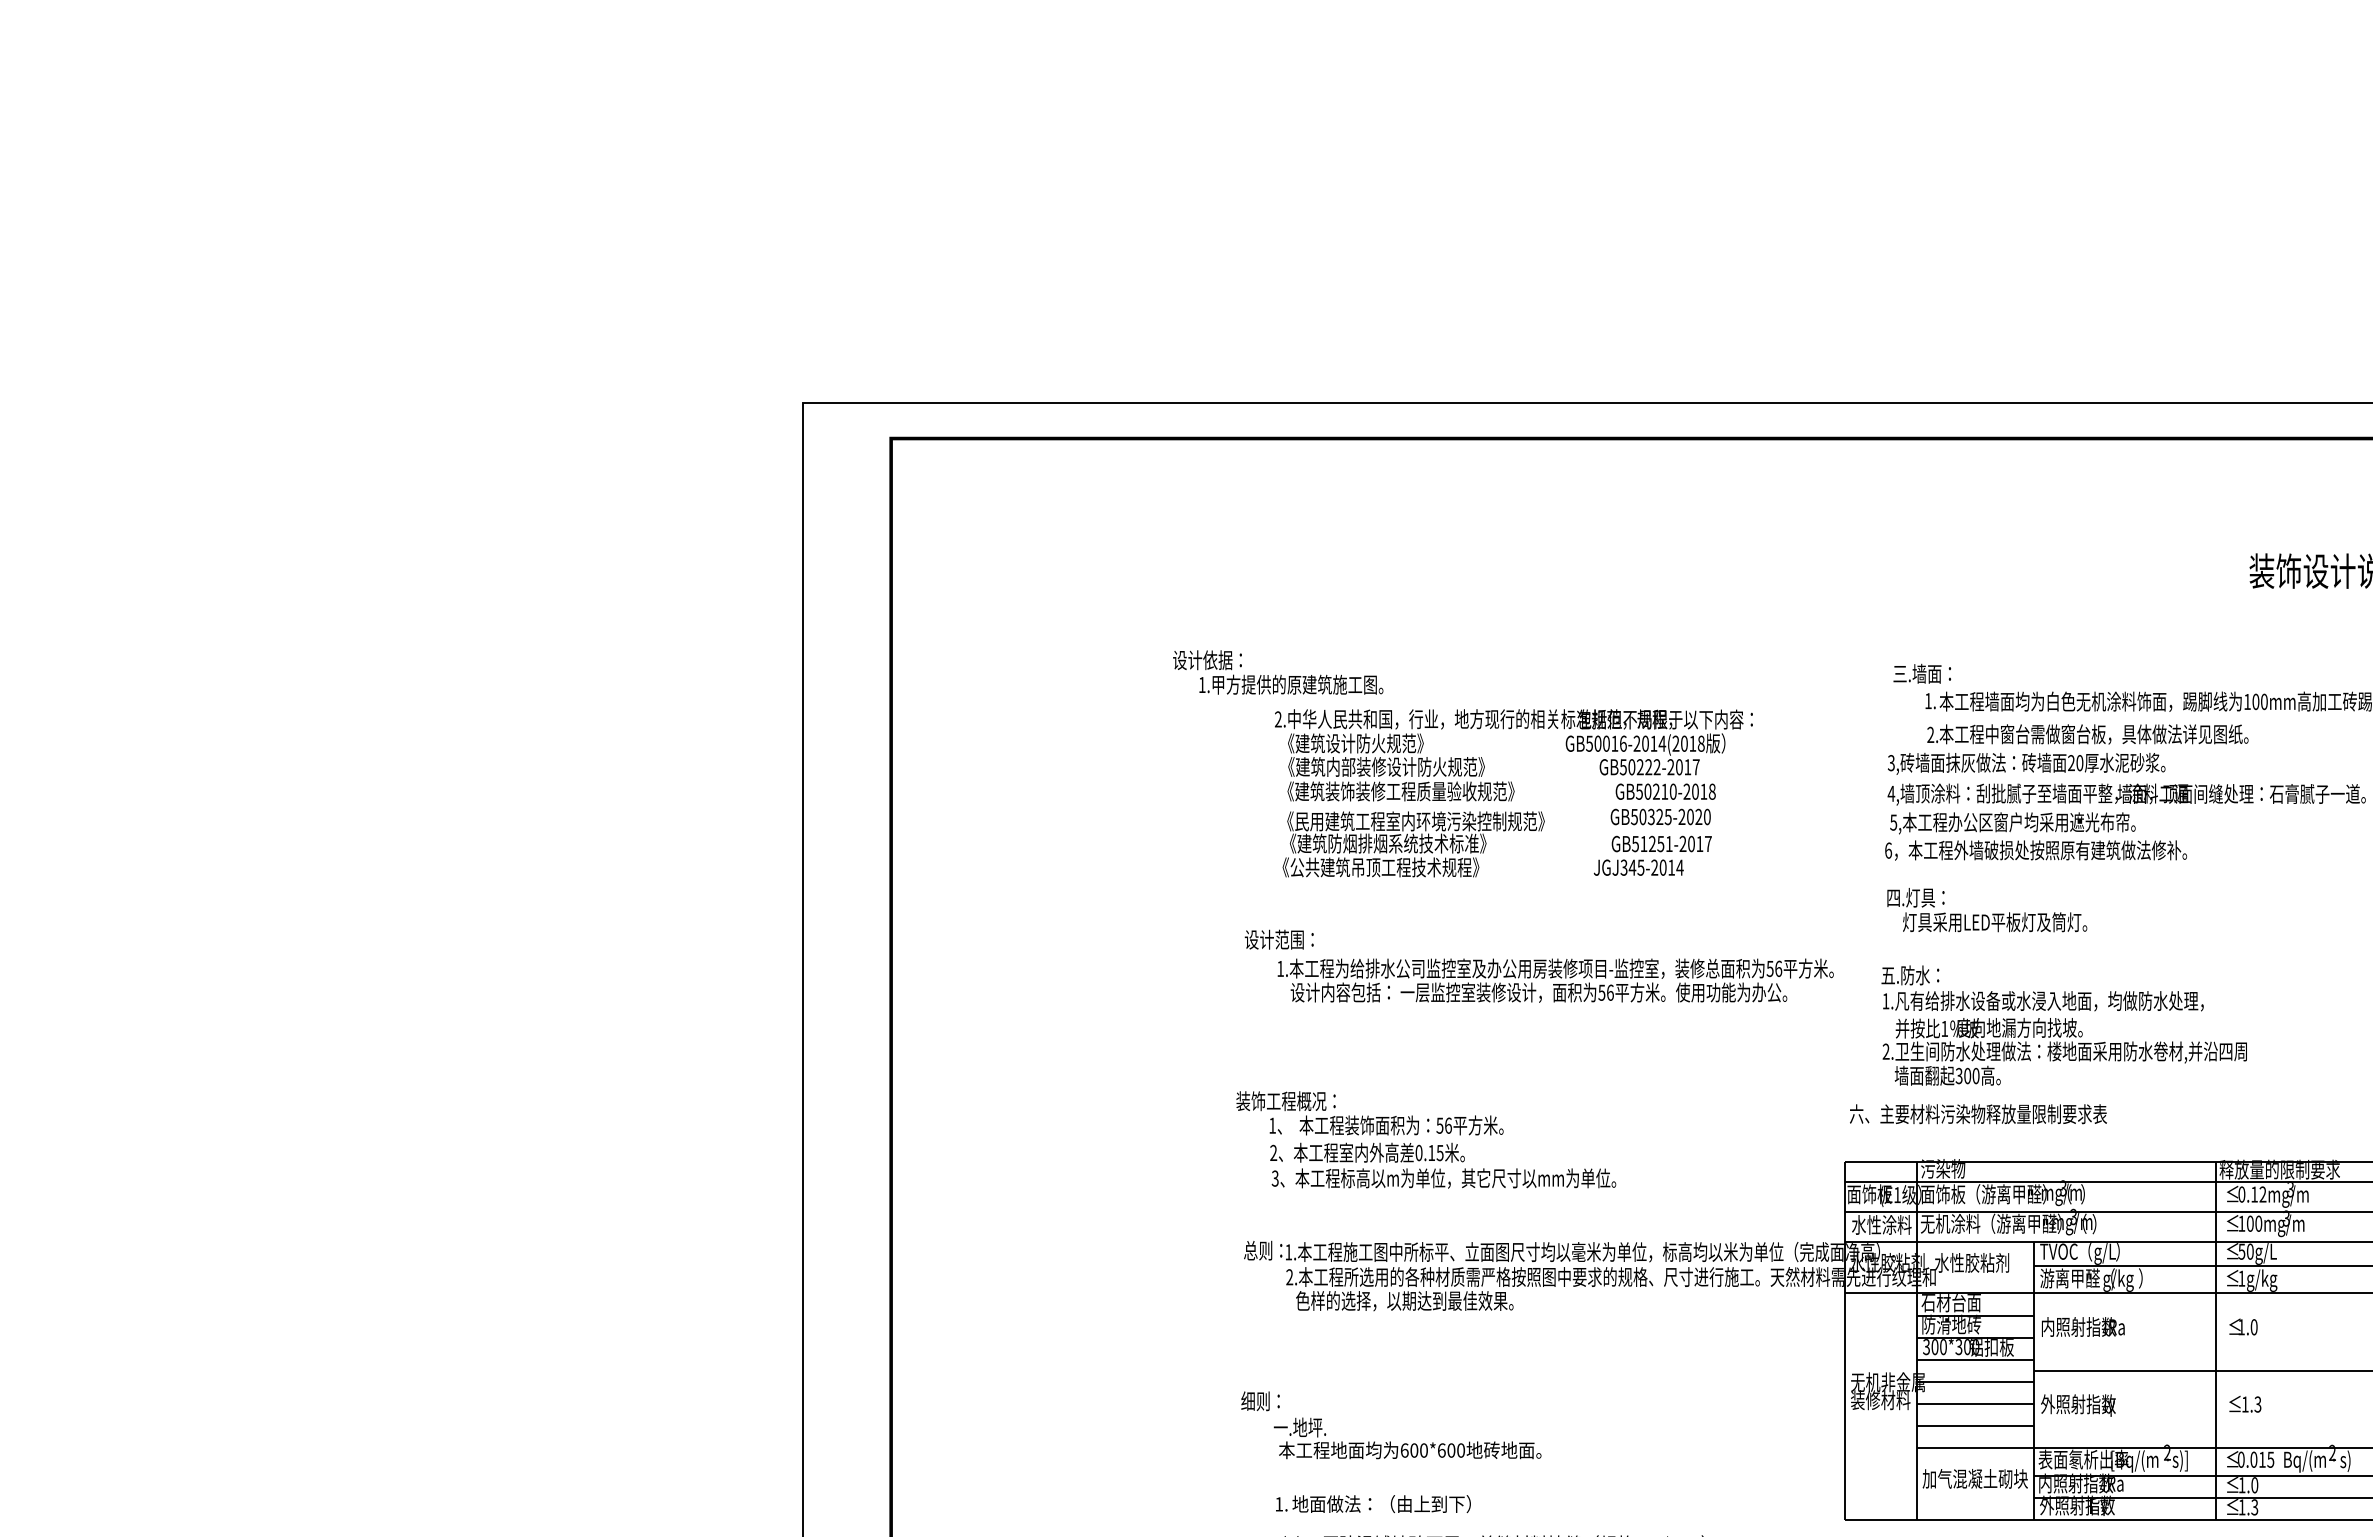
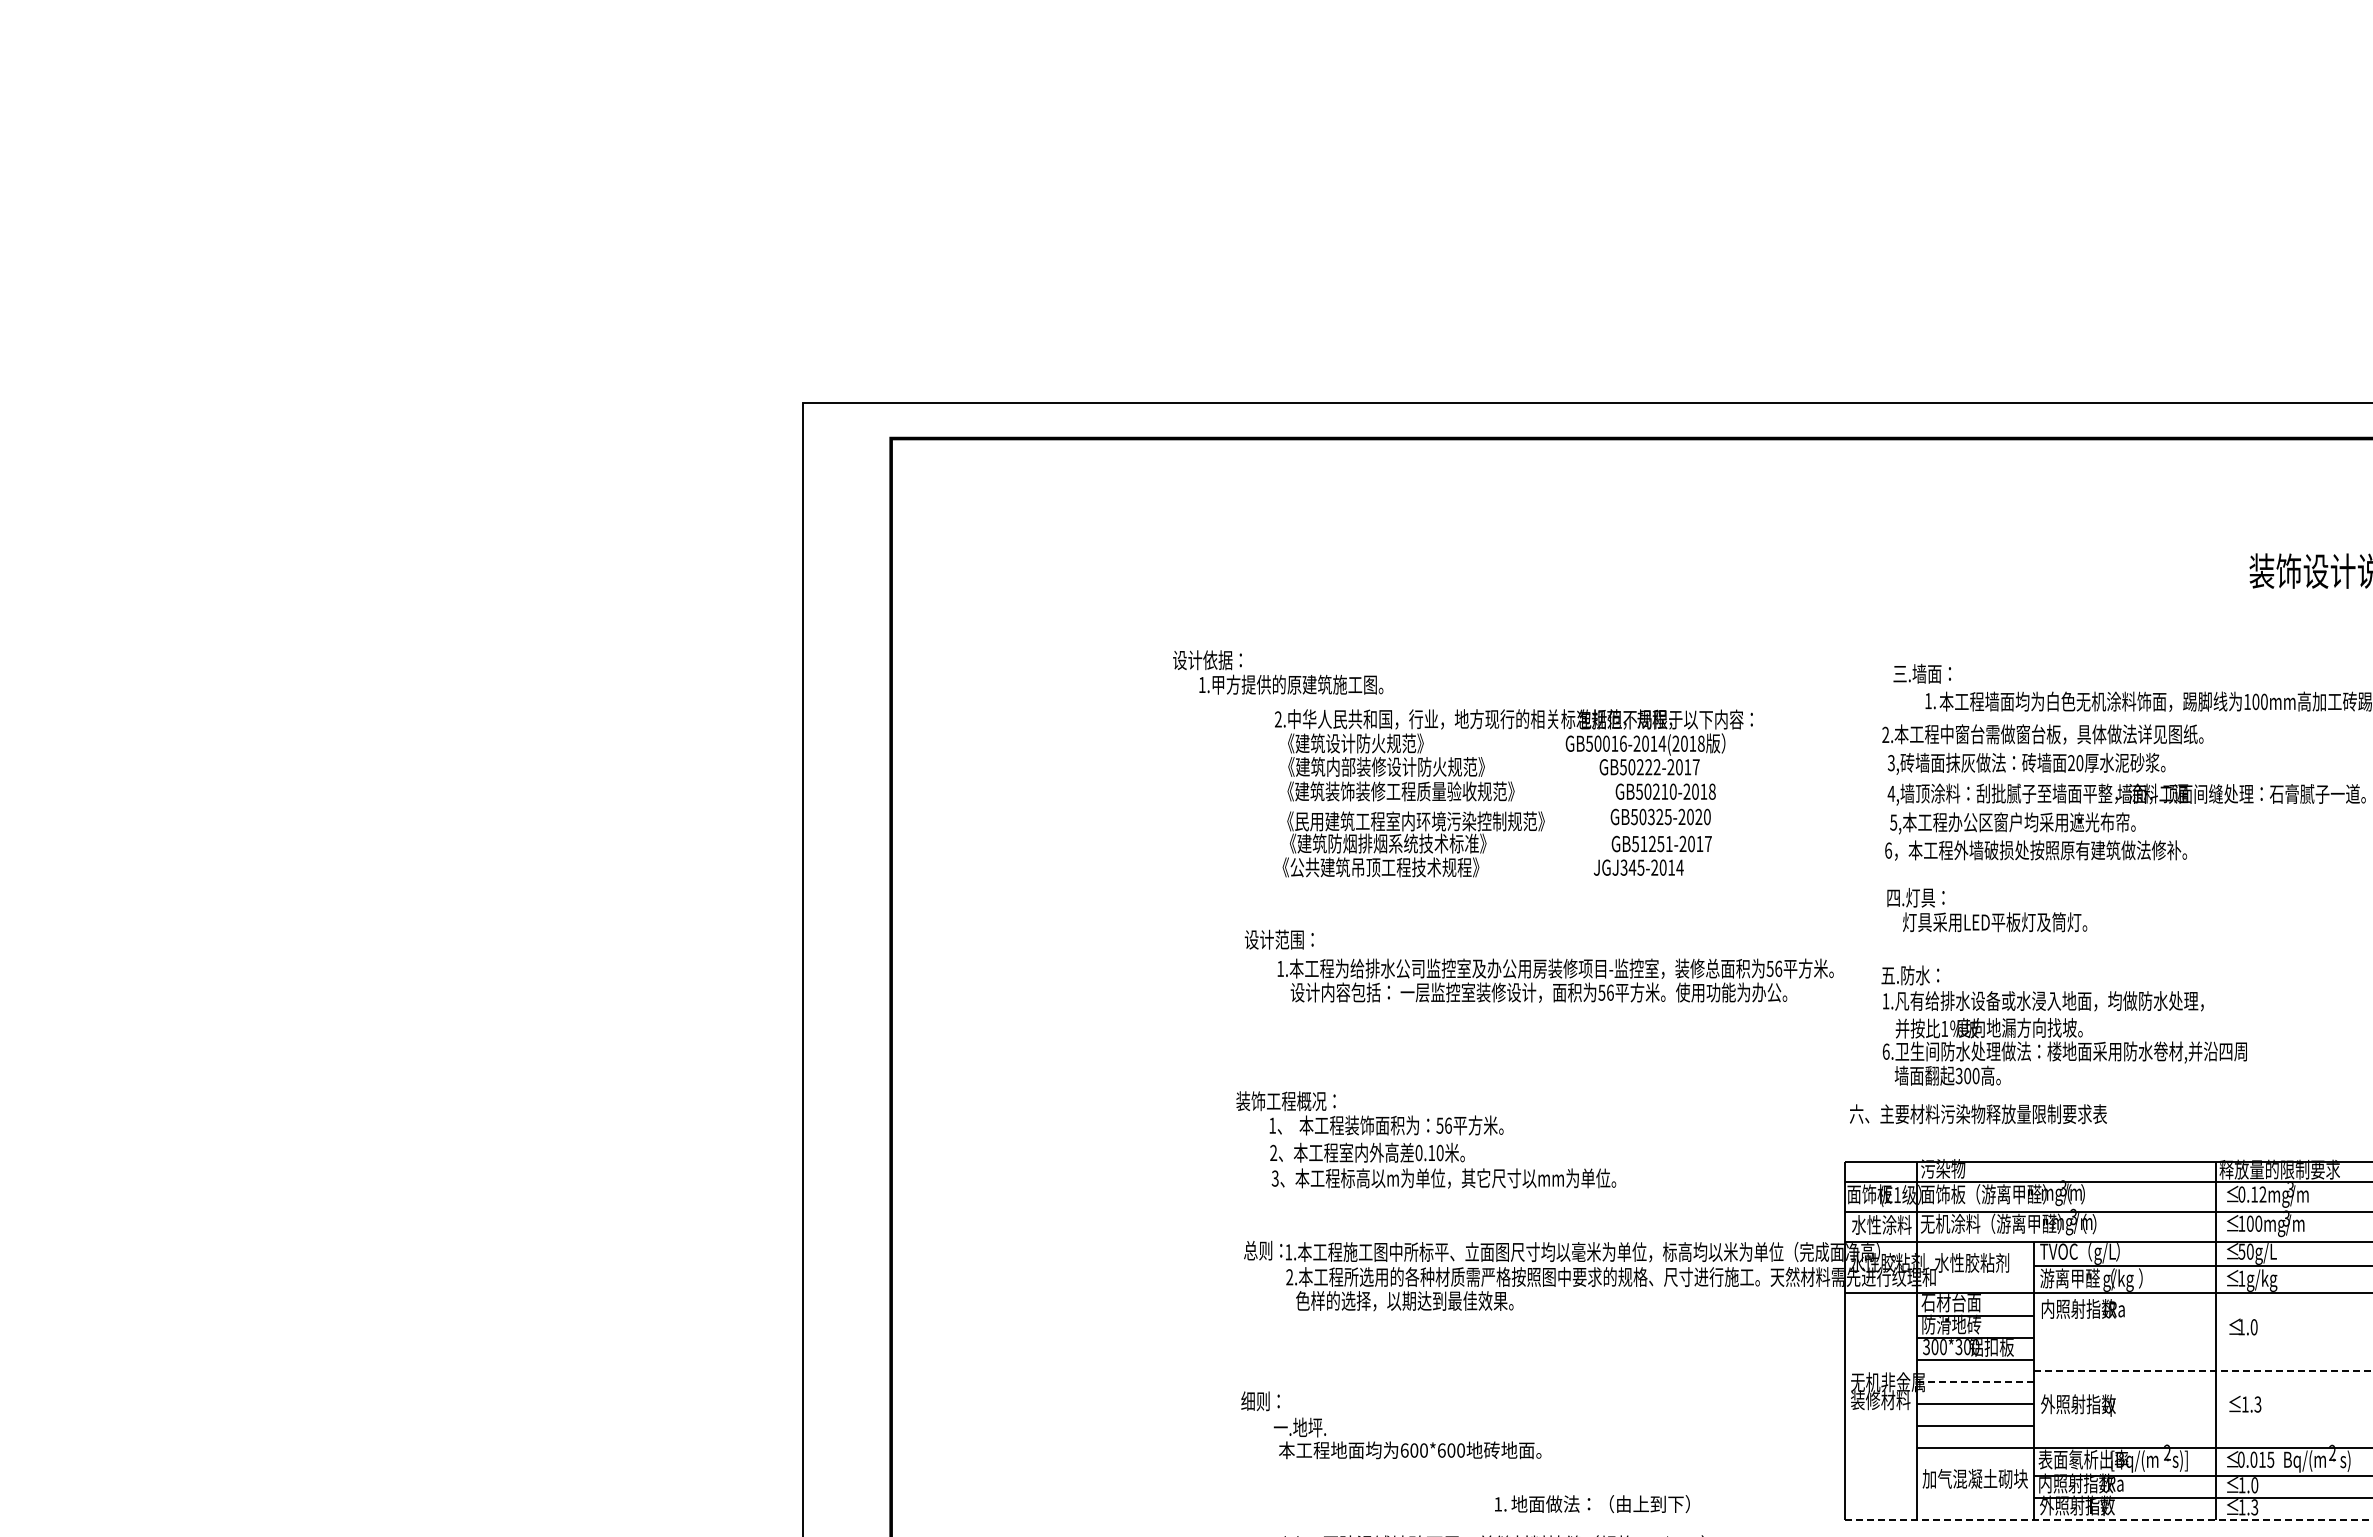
text position: (2087, 734) -> (2042, 734) (2042, 734)
text: 2. -> 6. (1885, 1051)
text: 0.15 -> 0.10 (1439, 1152)
text position: (2083, 1326) -> (2083, 1308) (2083, 1308)
line: solid -> dashed (2204, 1370)
line: solid -> dashed (1975, 1381)
text position: (1373, 1504) -> (1592, 1504) (1592, 1504)
line: solid -> dashed (2109, 1519)
